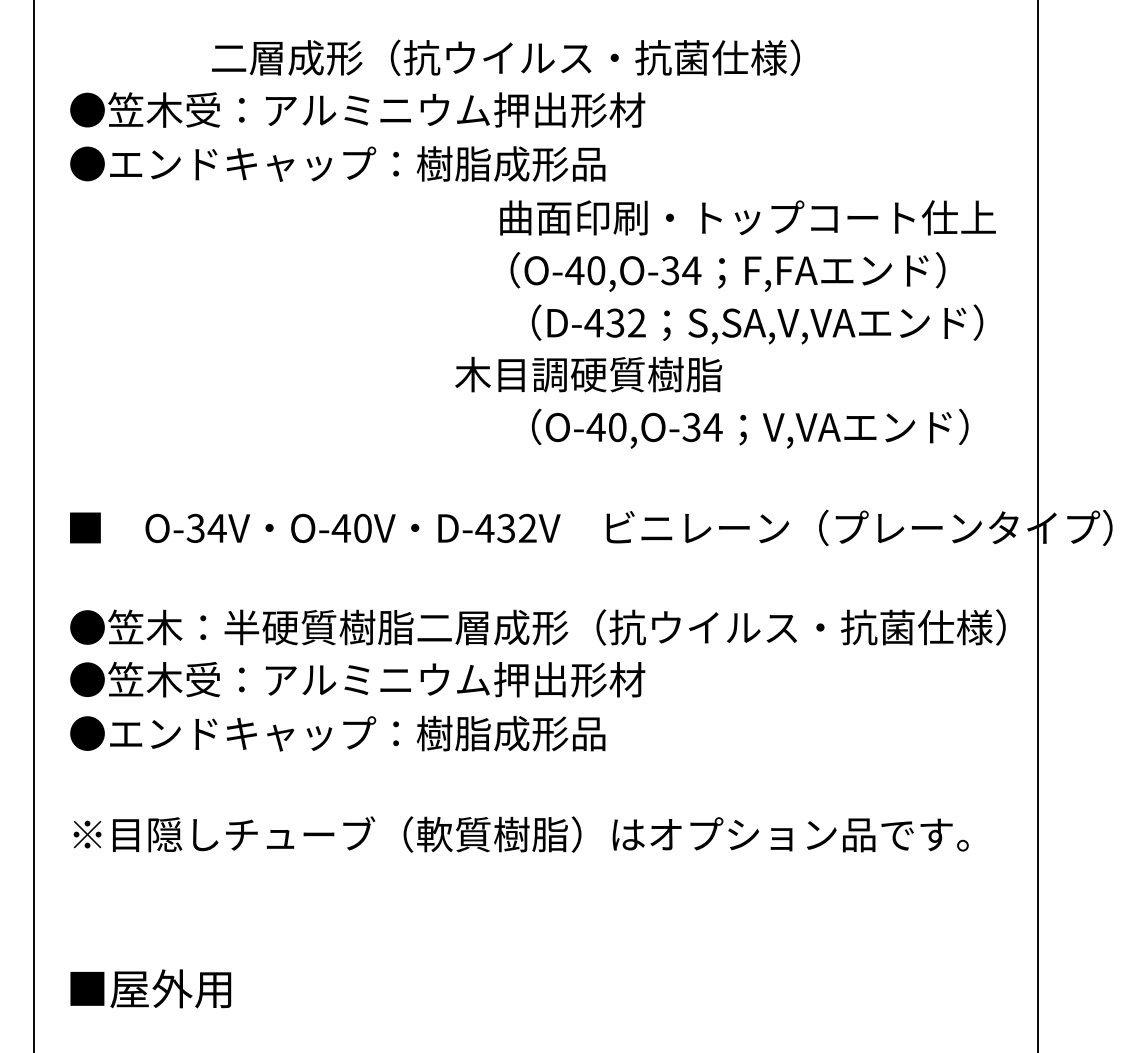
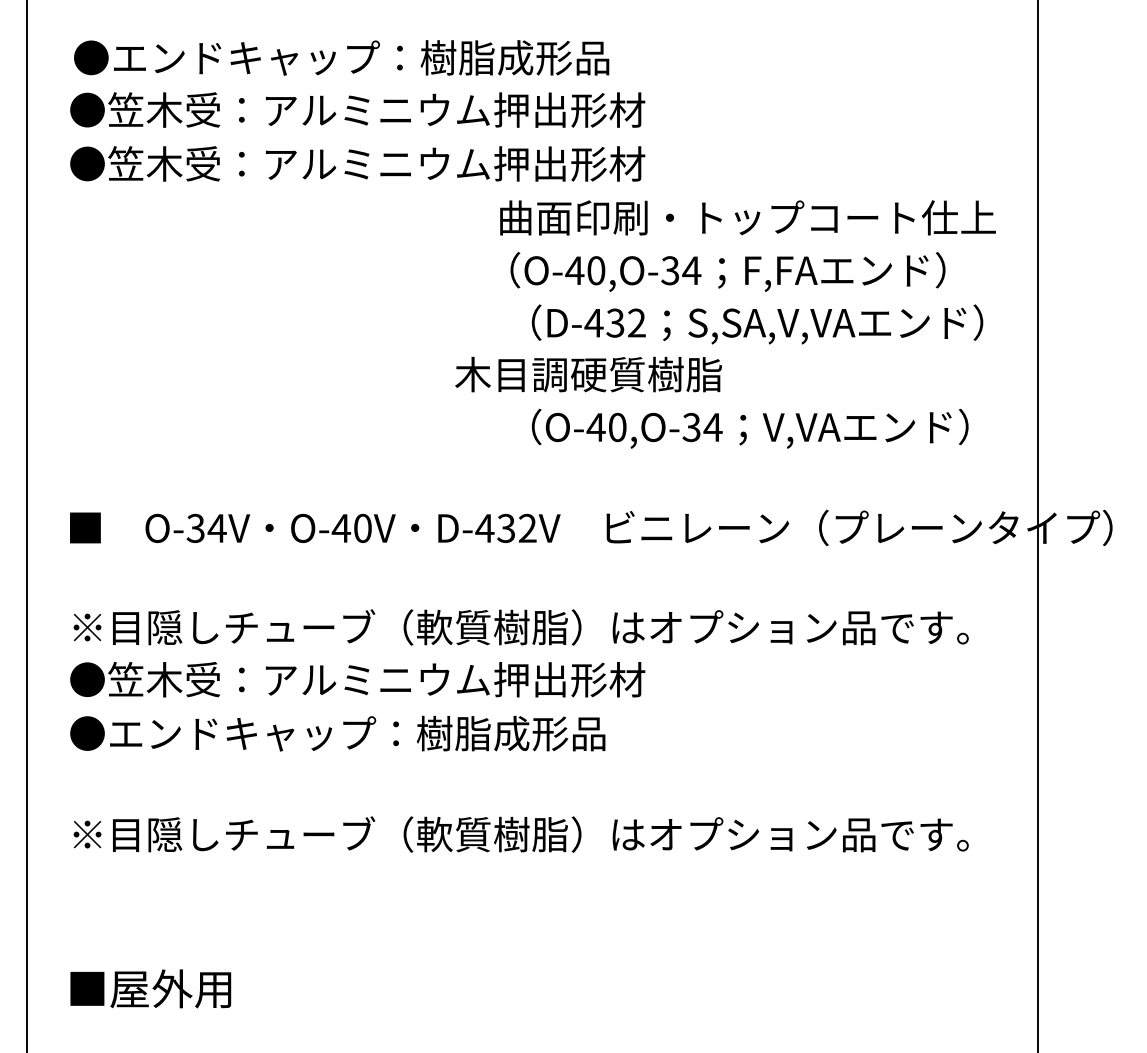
text: 二層成形（抗ウイルス・抗菌仕様） -> ●エンドキャップ：樹脂成形品 (437, 57)
text: ●エンドキャップ：樹脂成形品 -> ●笠木受：アルミニウム押出形材 (376, 163)
line position: (34, 525) -> (27, 525) (27, 525)
text: ●笠木：半硬質樹脂二層成形（抗ウイルス・抗菌仕様） -> ※目隠しチューブ（軟質樹脂）はオプション品です。 (537, 627)
